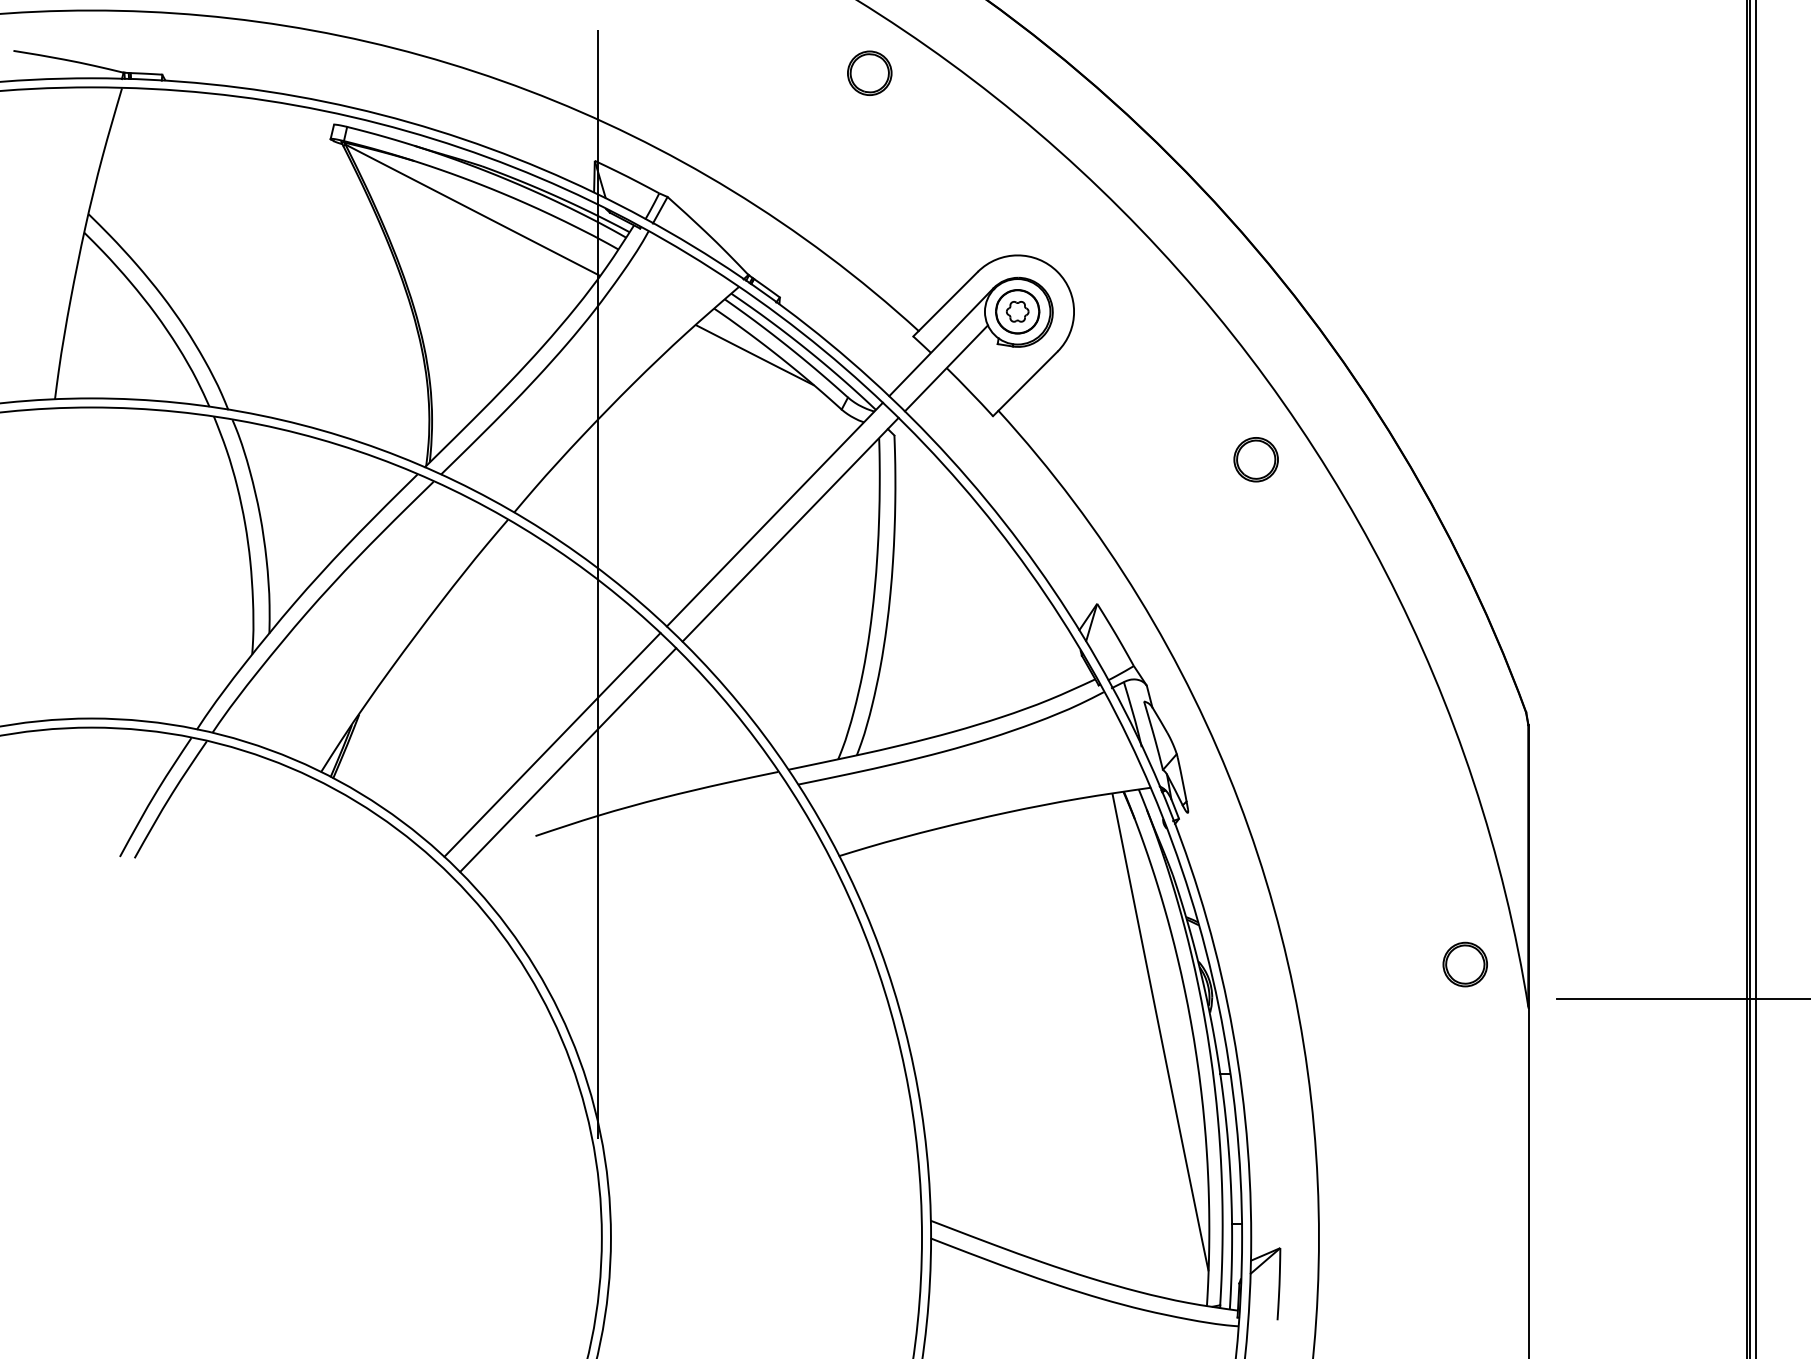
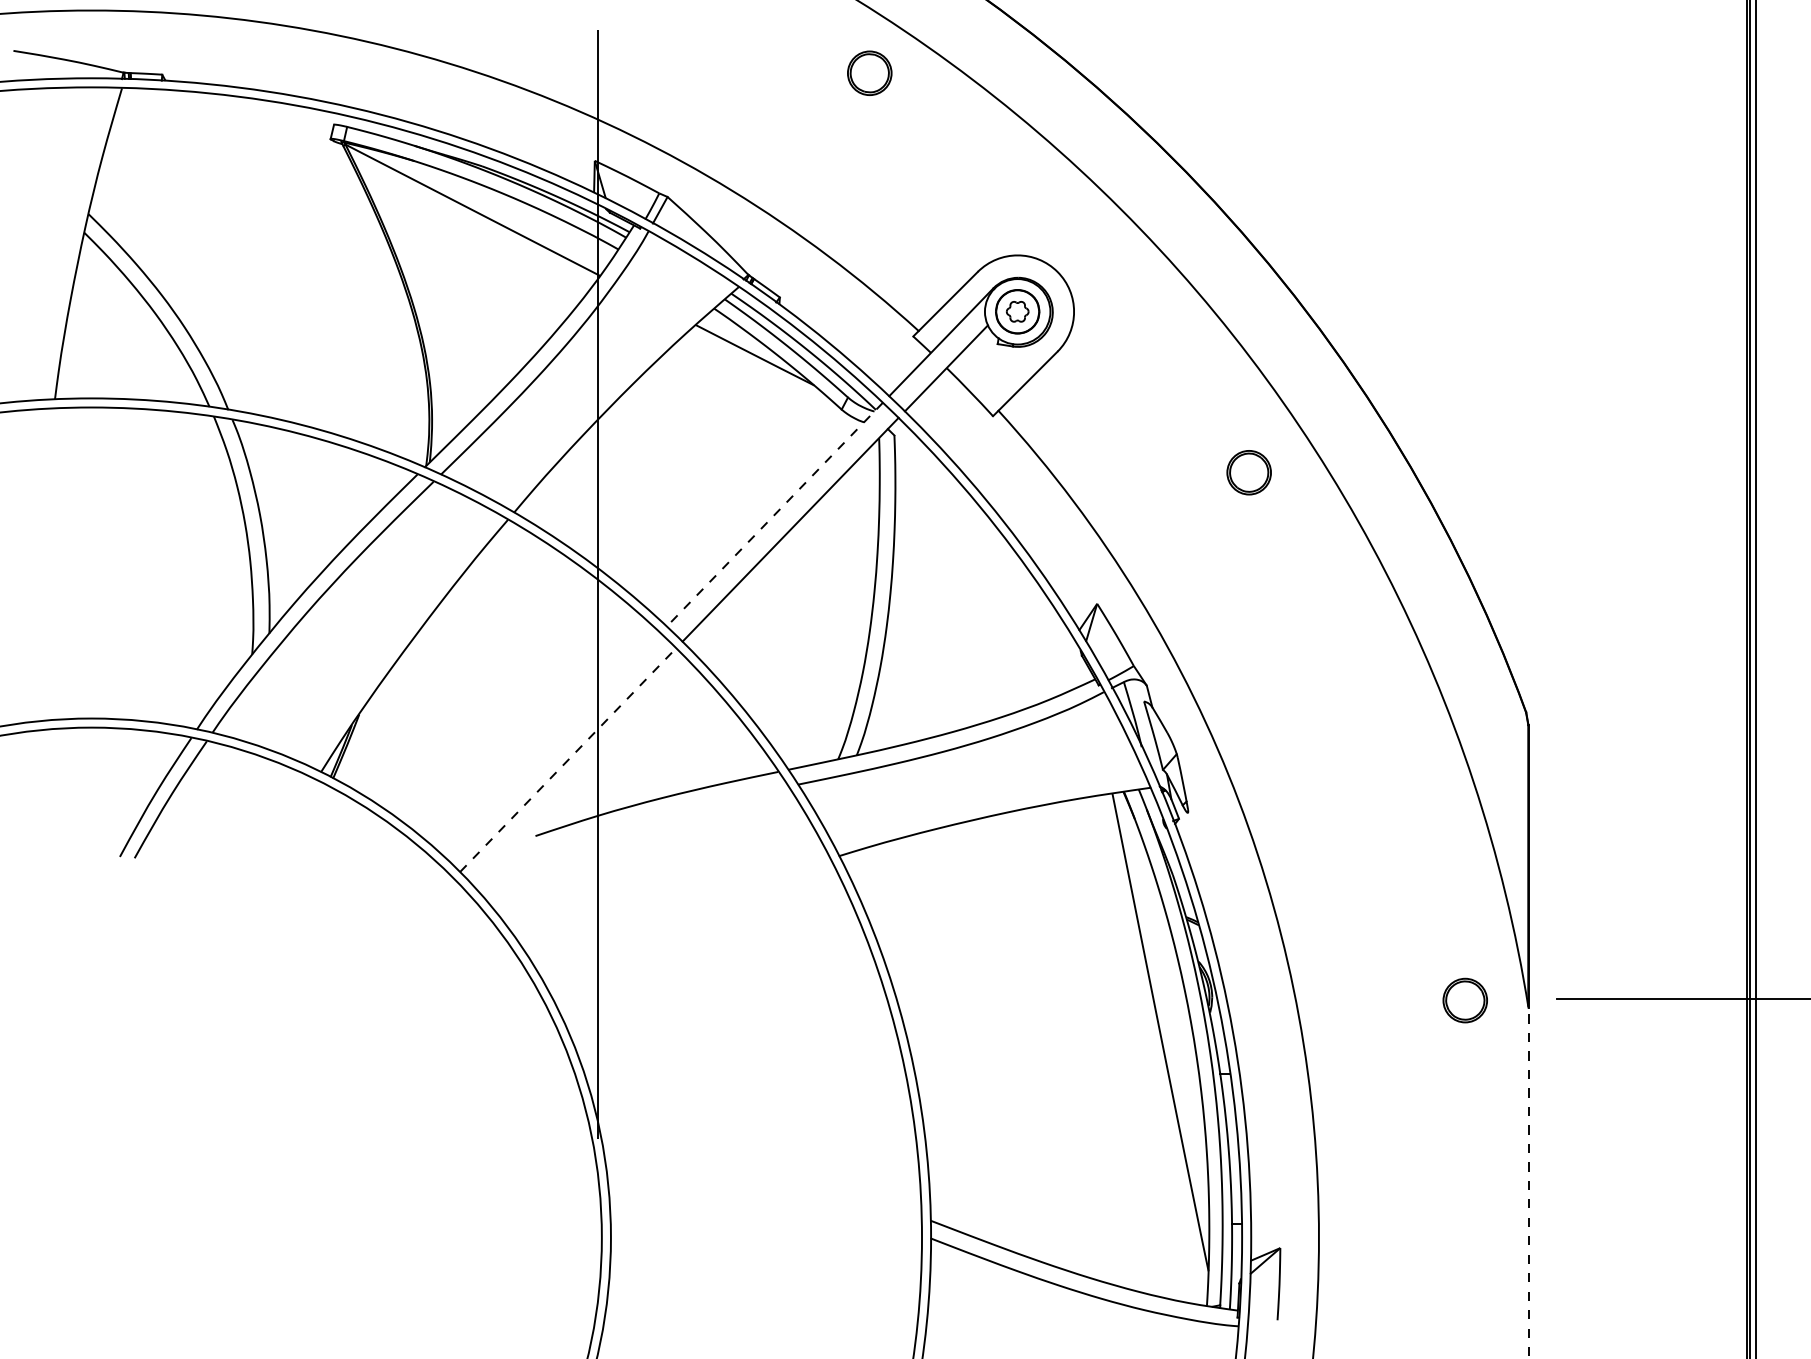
part position: (1255, 459) -> (1248, 472) (1248, 472)
line: solid -> dashed (774, 514)
line: present -> none (552, 744)
line: solid -> dashed (568, 760)
part position: (1464, 964) -> (1464, 1000) (1464, 1000)
line: solid -> dashed (1528, 1183)
